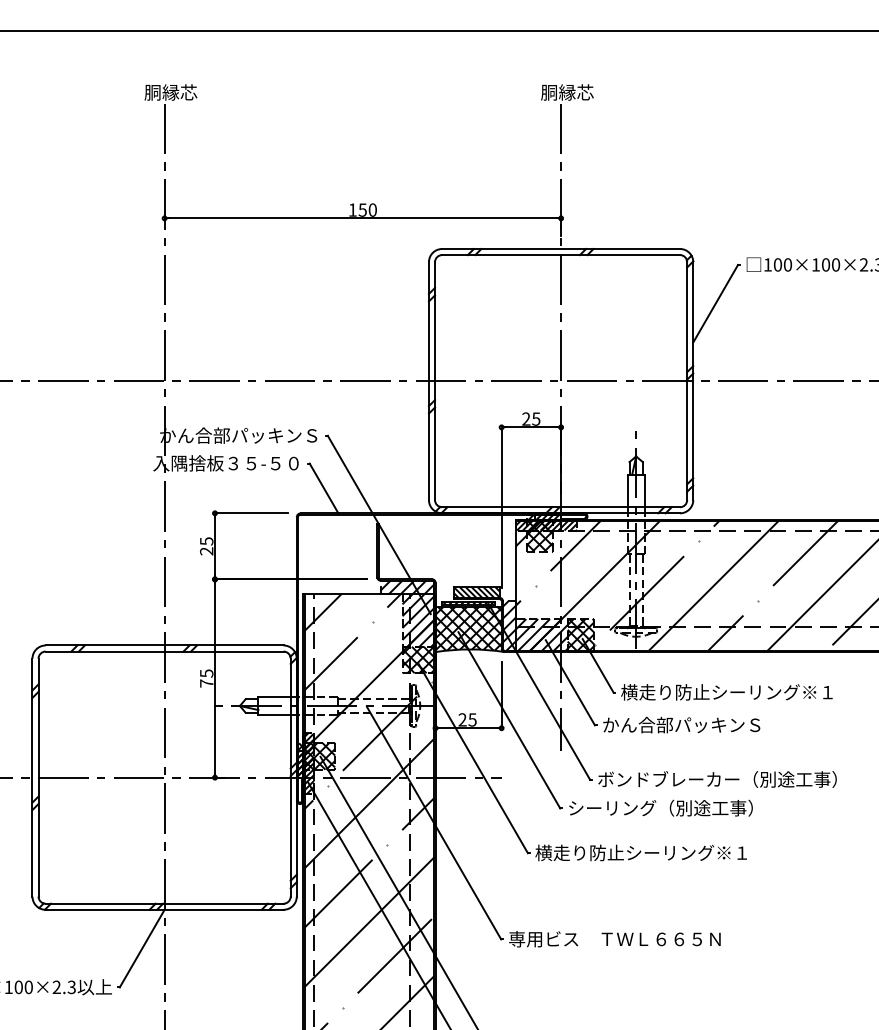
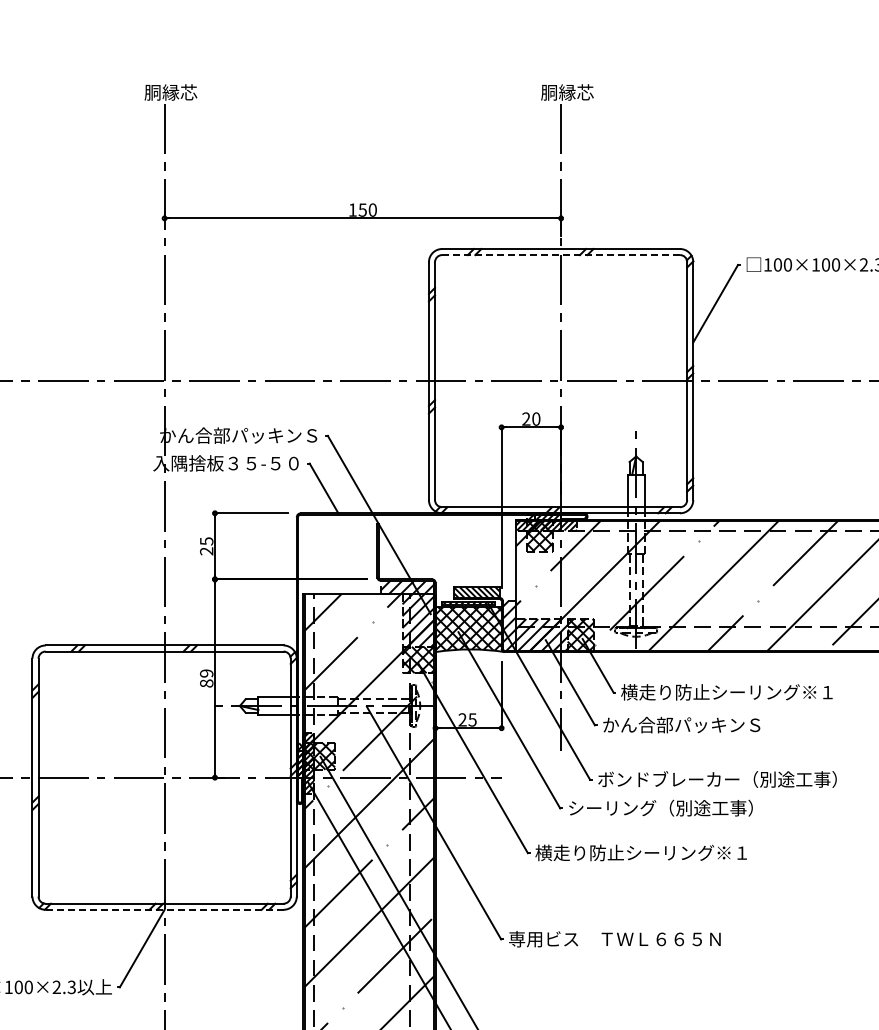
line: present -> none (438, 30)
line: solid -> dashed (561, 255)
text: 25 -> 20 (536, 418)
text: 75 -> 89 (206, 678)
line: solid -> dashed (164, 909)
